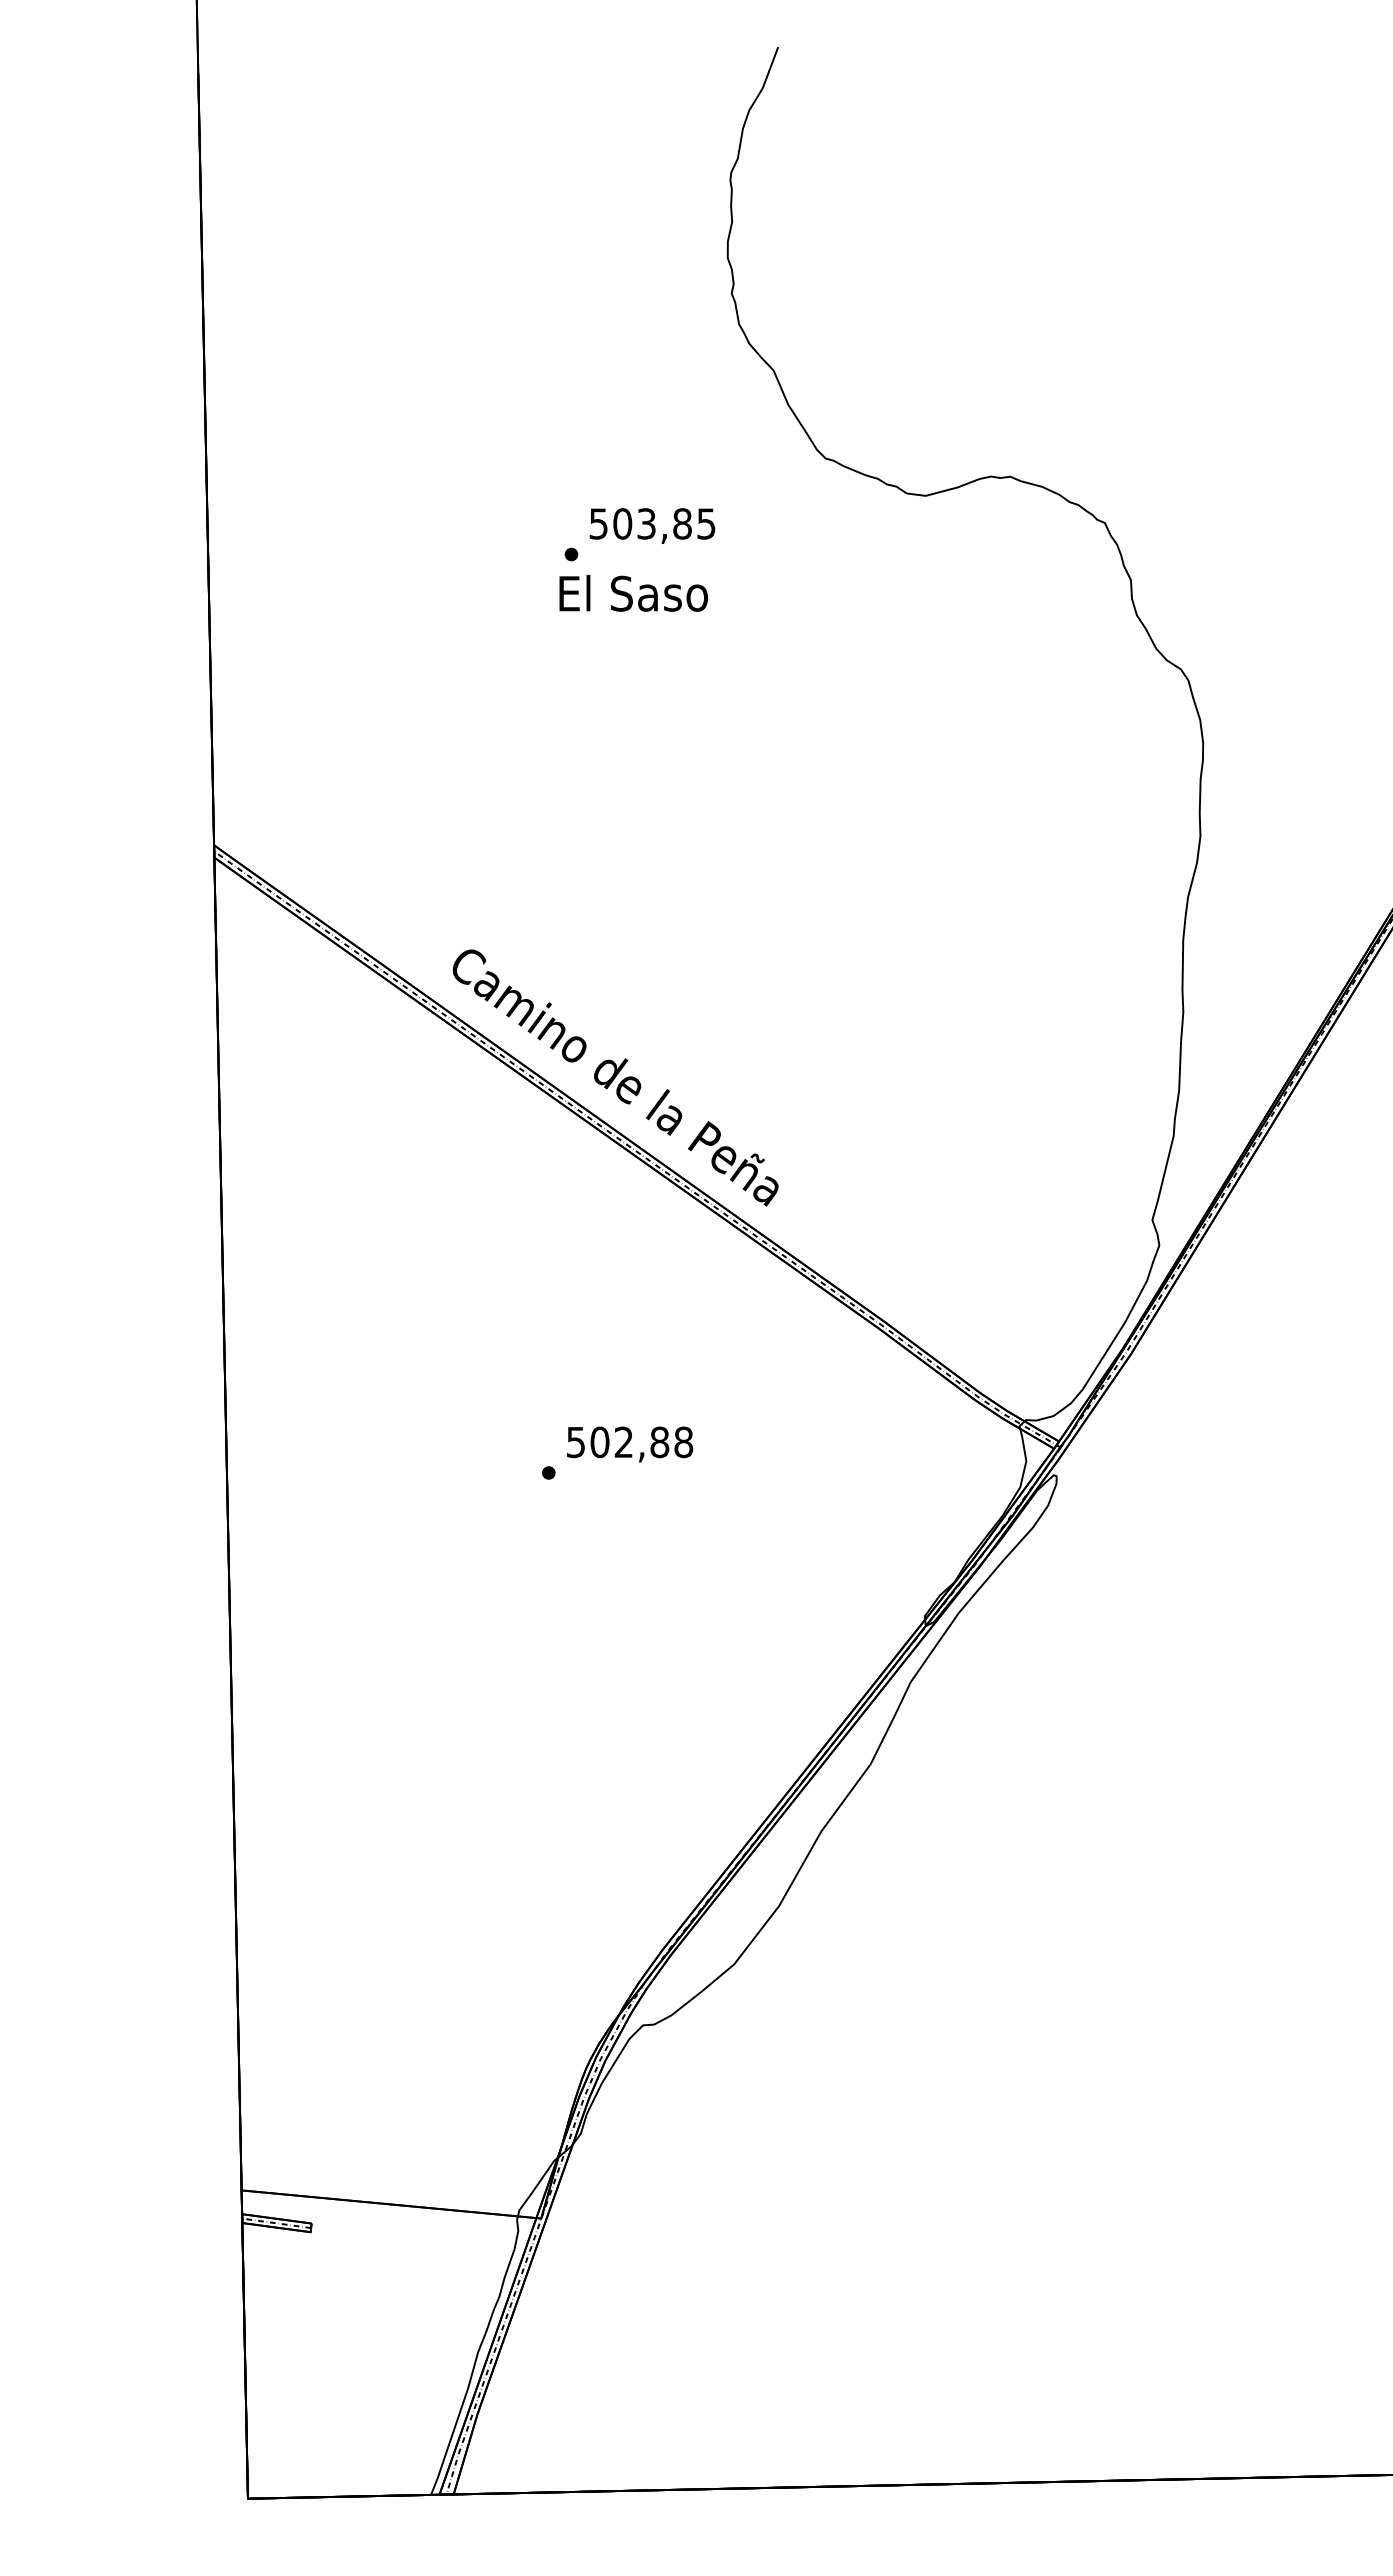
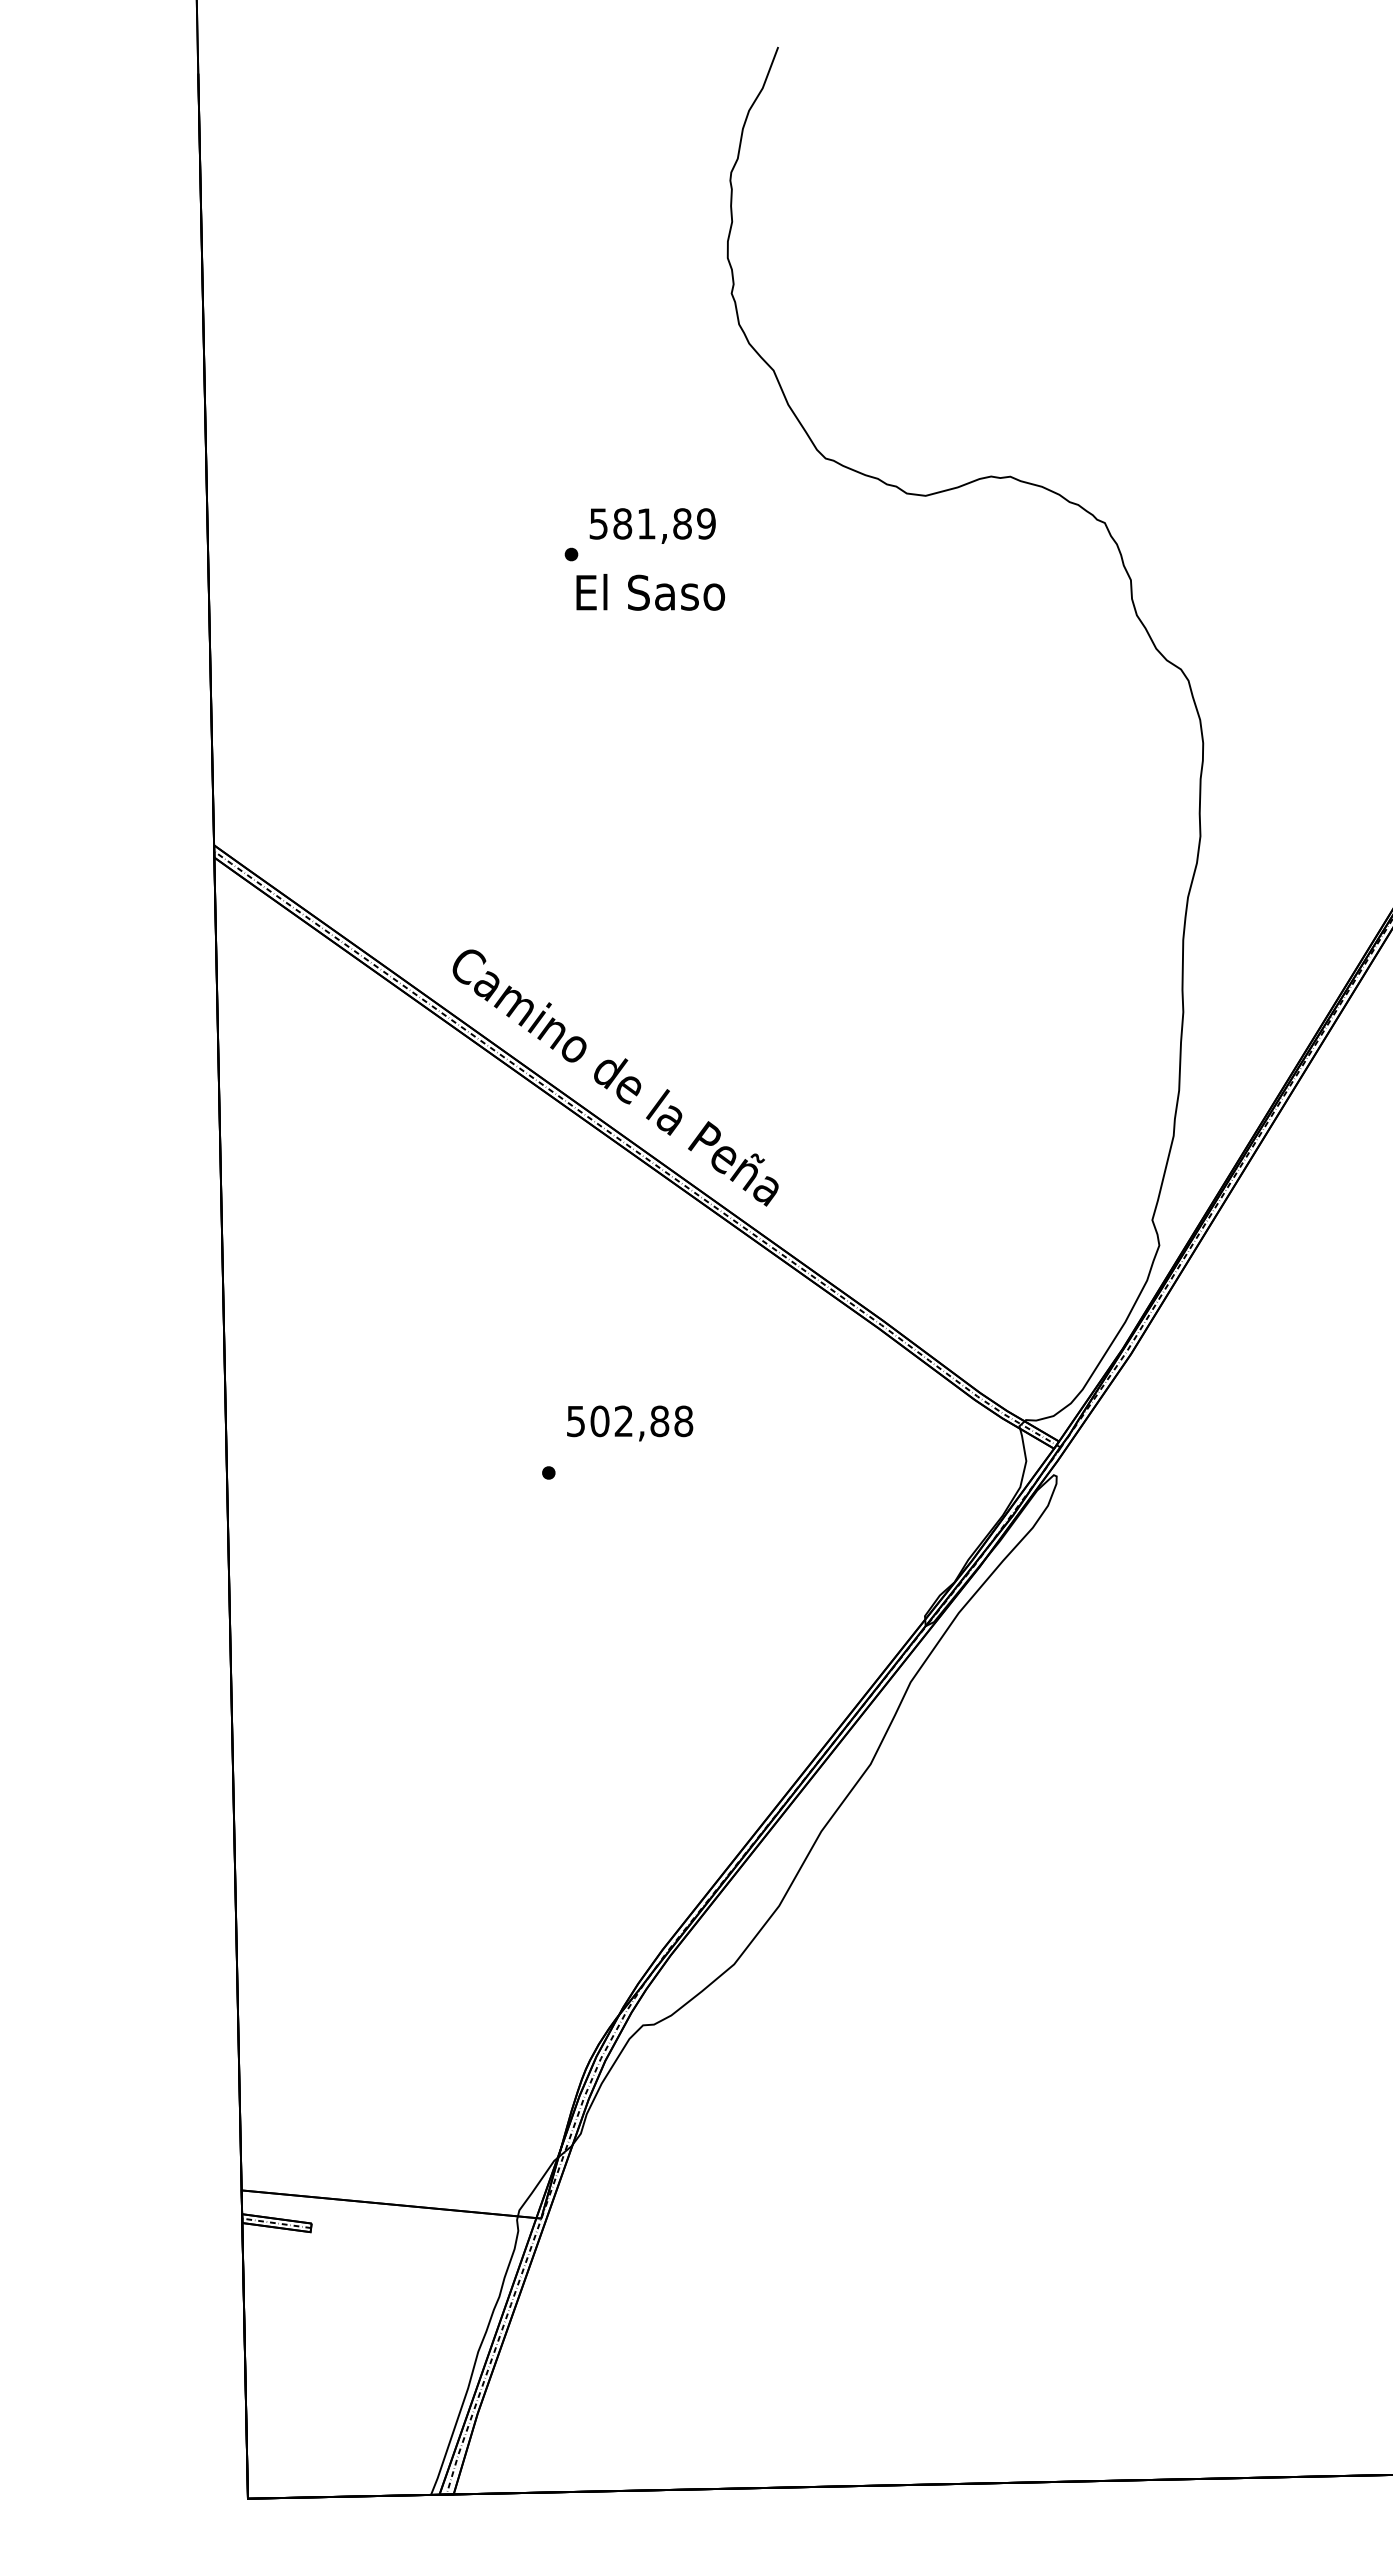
text: 503,85 -> 581,89 (664, 523)
text position: (633, 593) -> (650, 592) (650, 592)
text position: (630, 1444) -> (630, 1423) (630, 1423)
